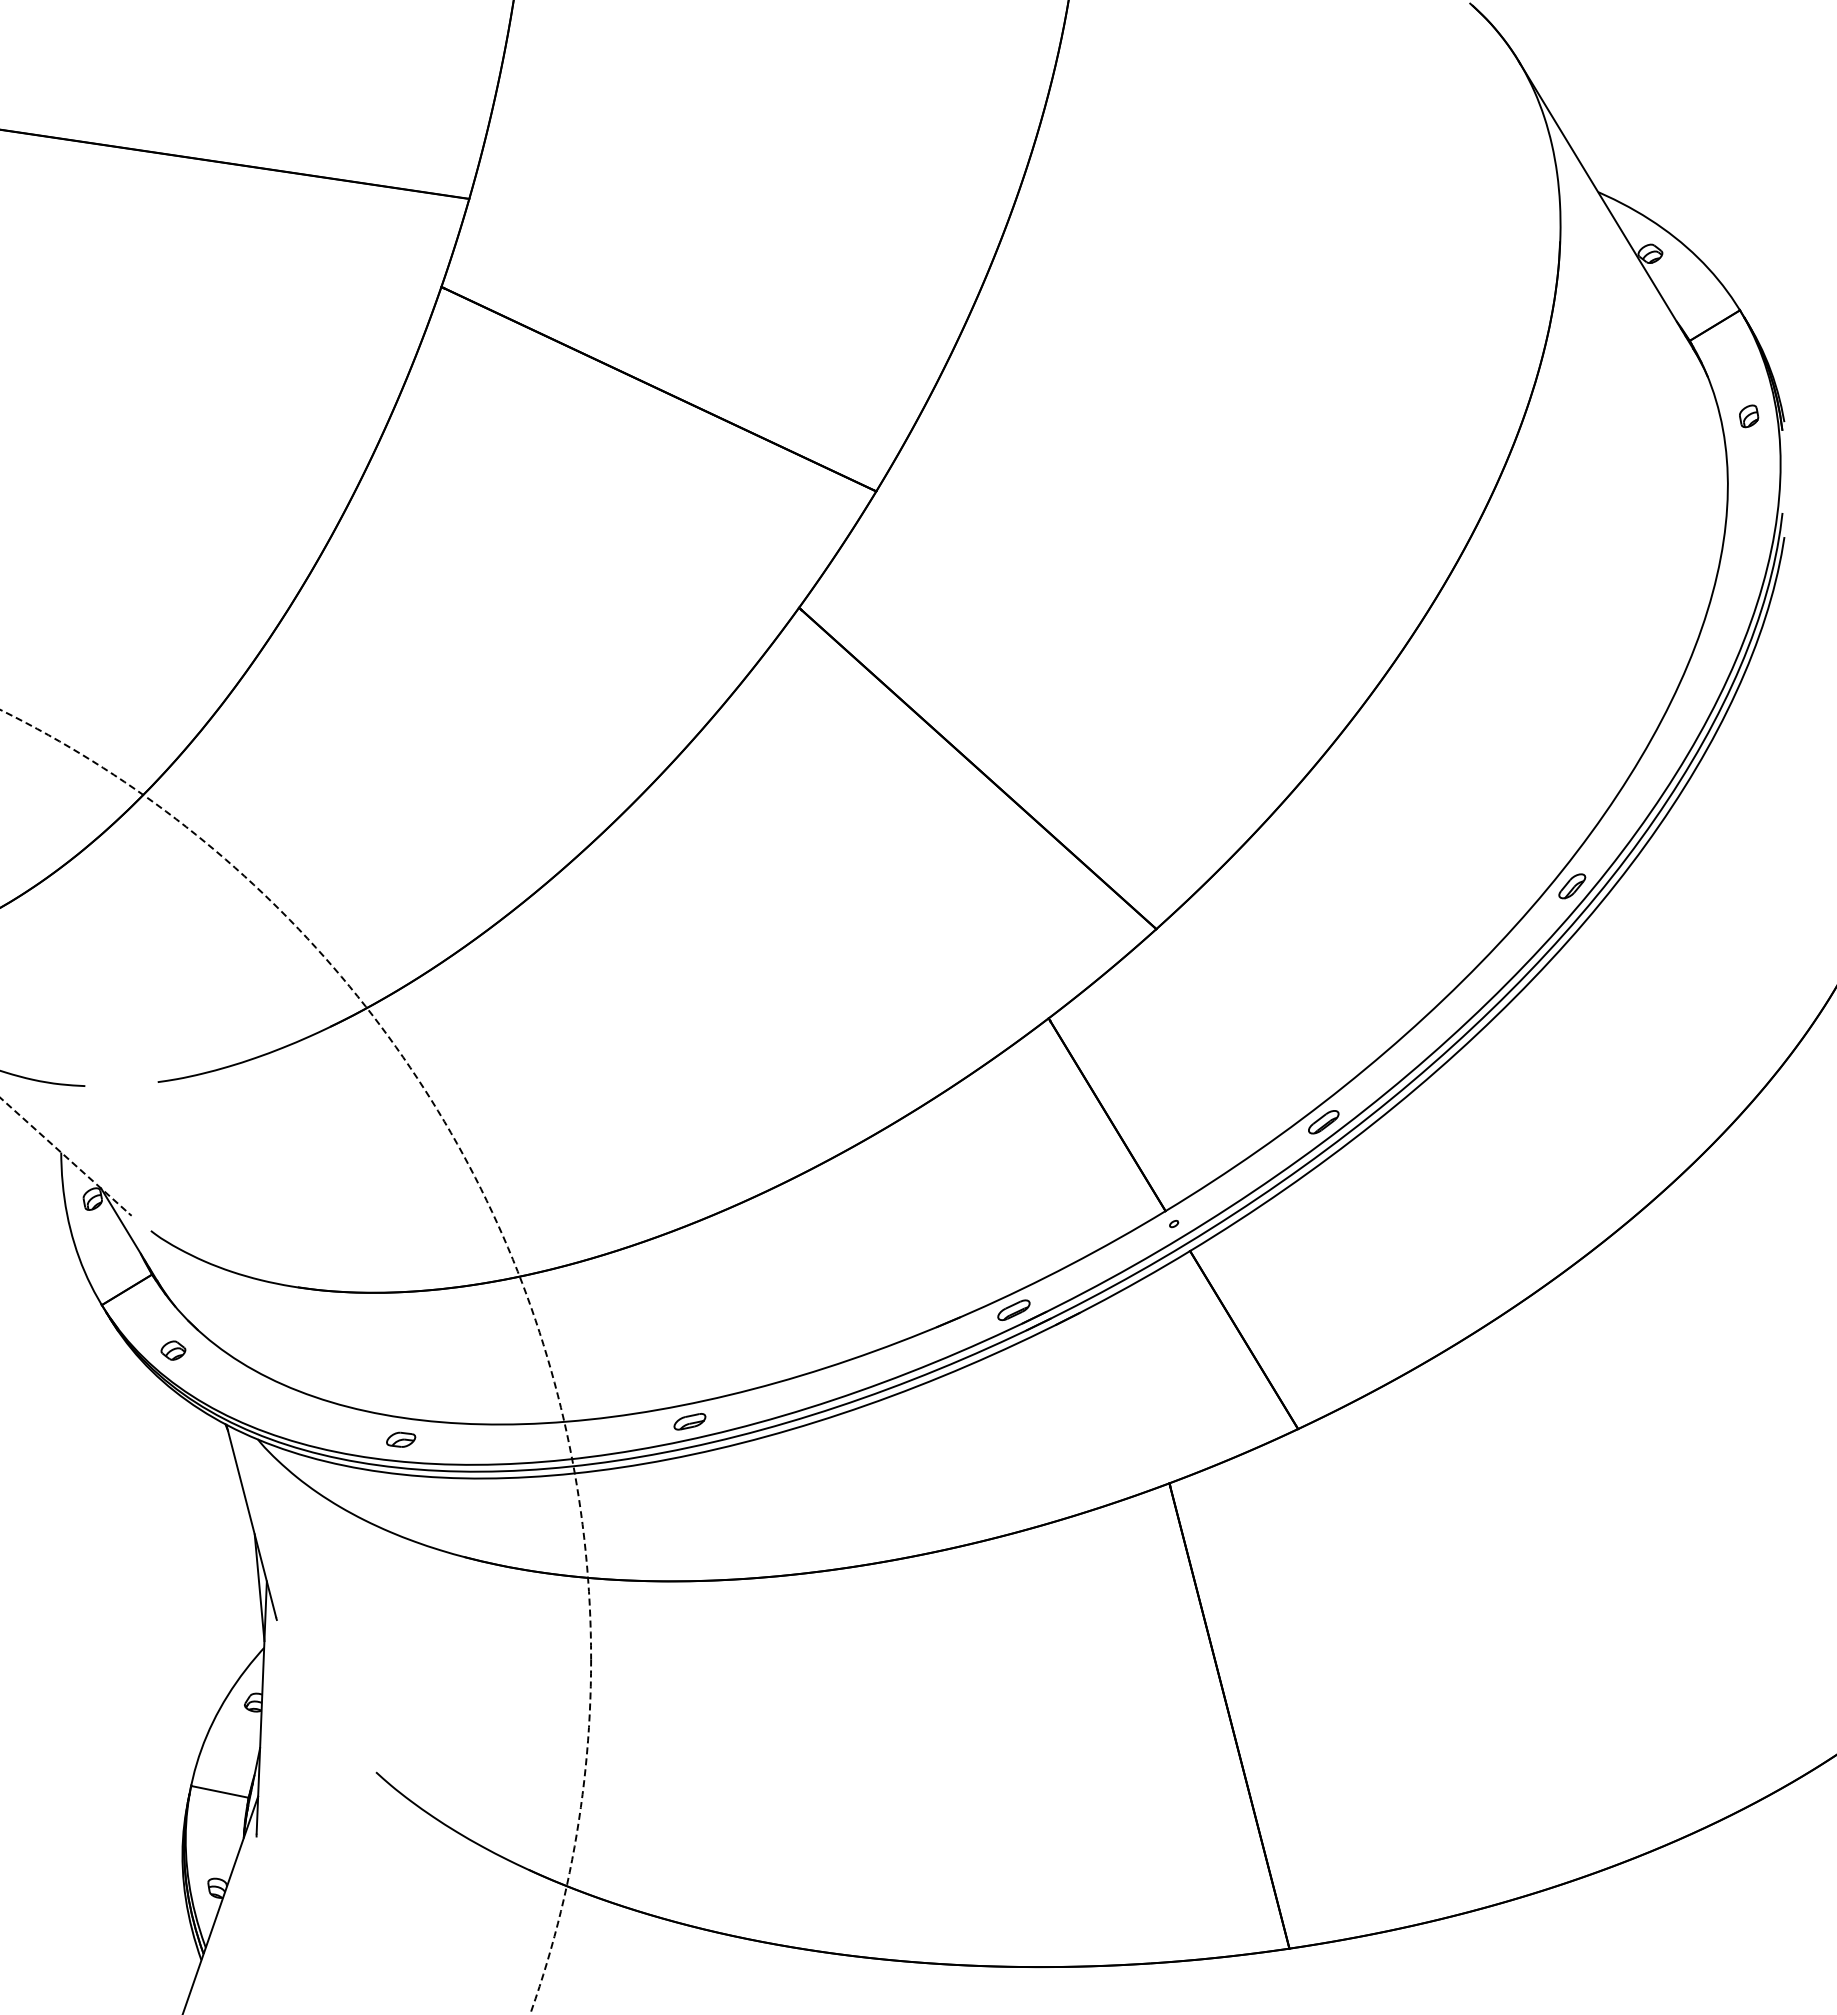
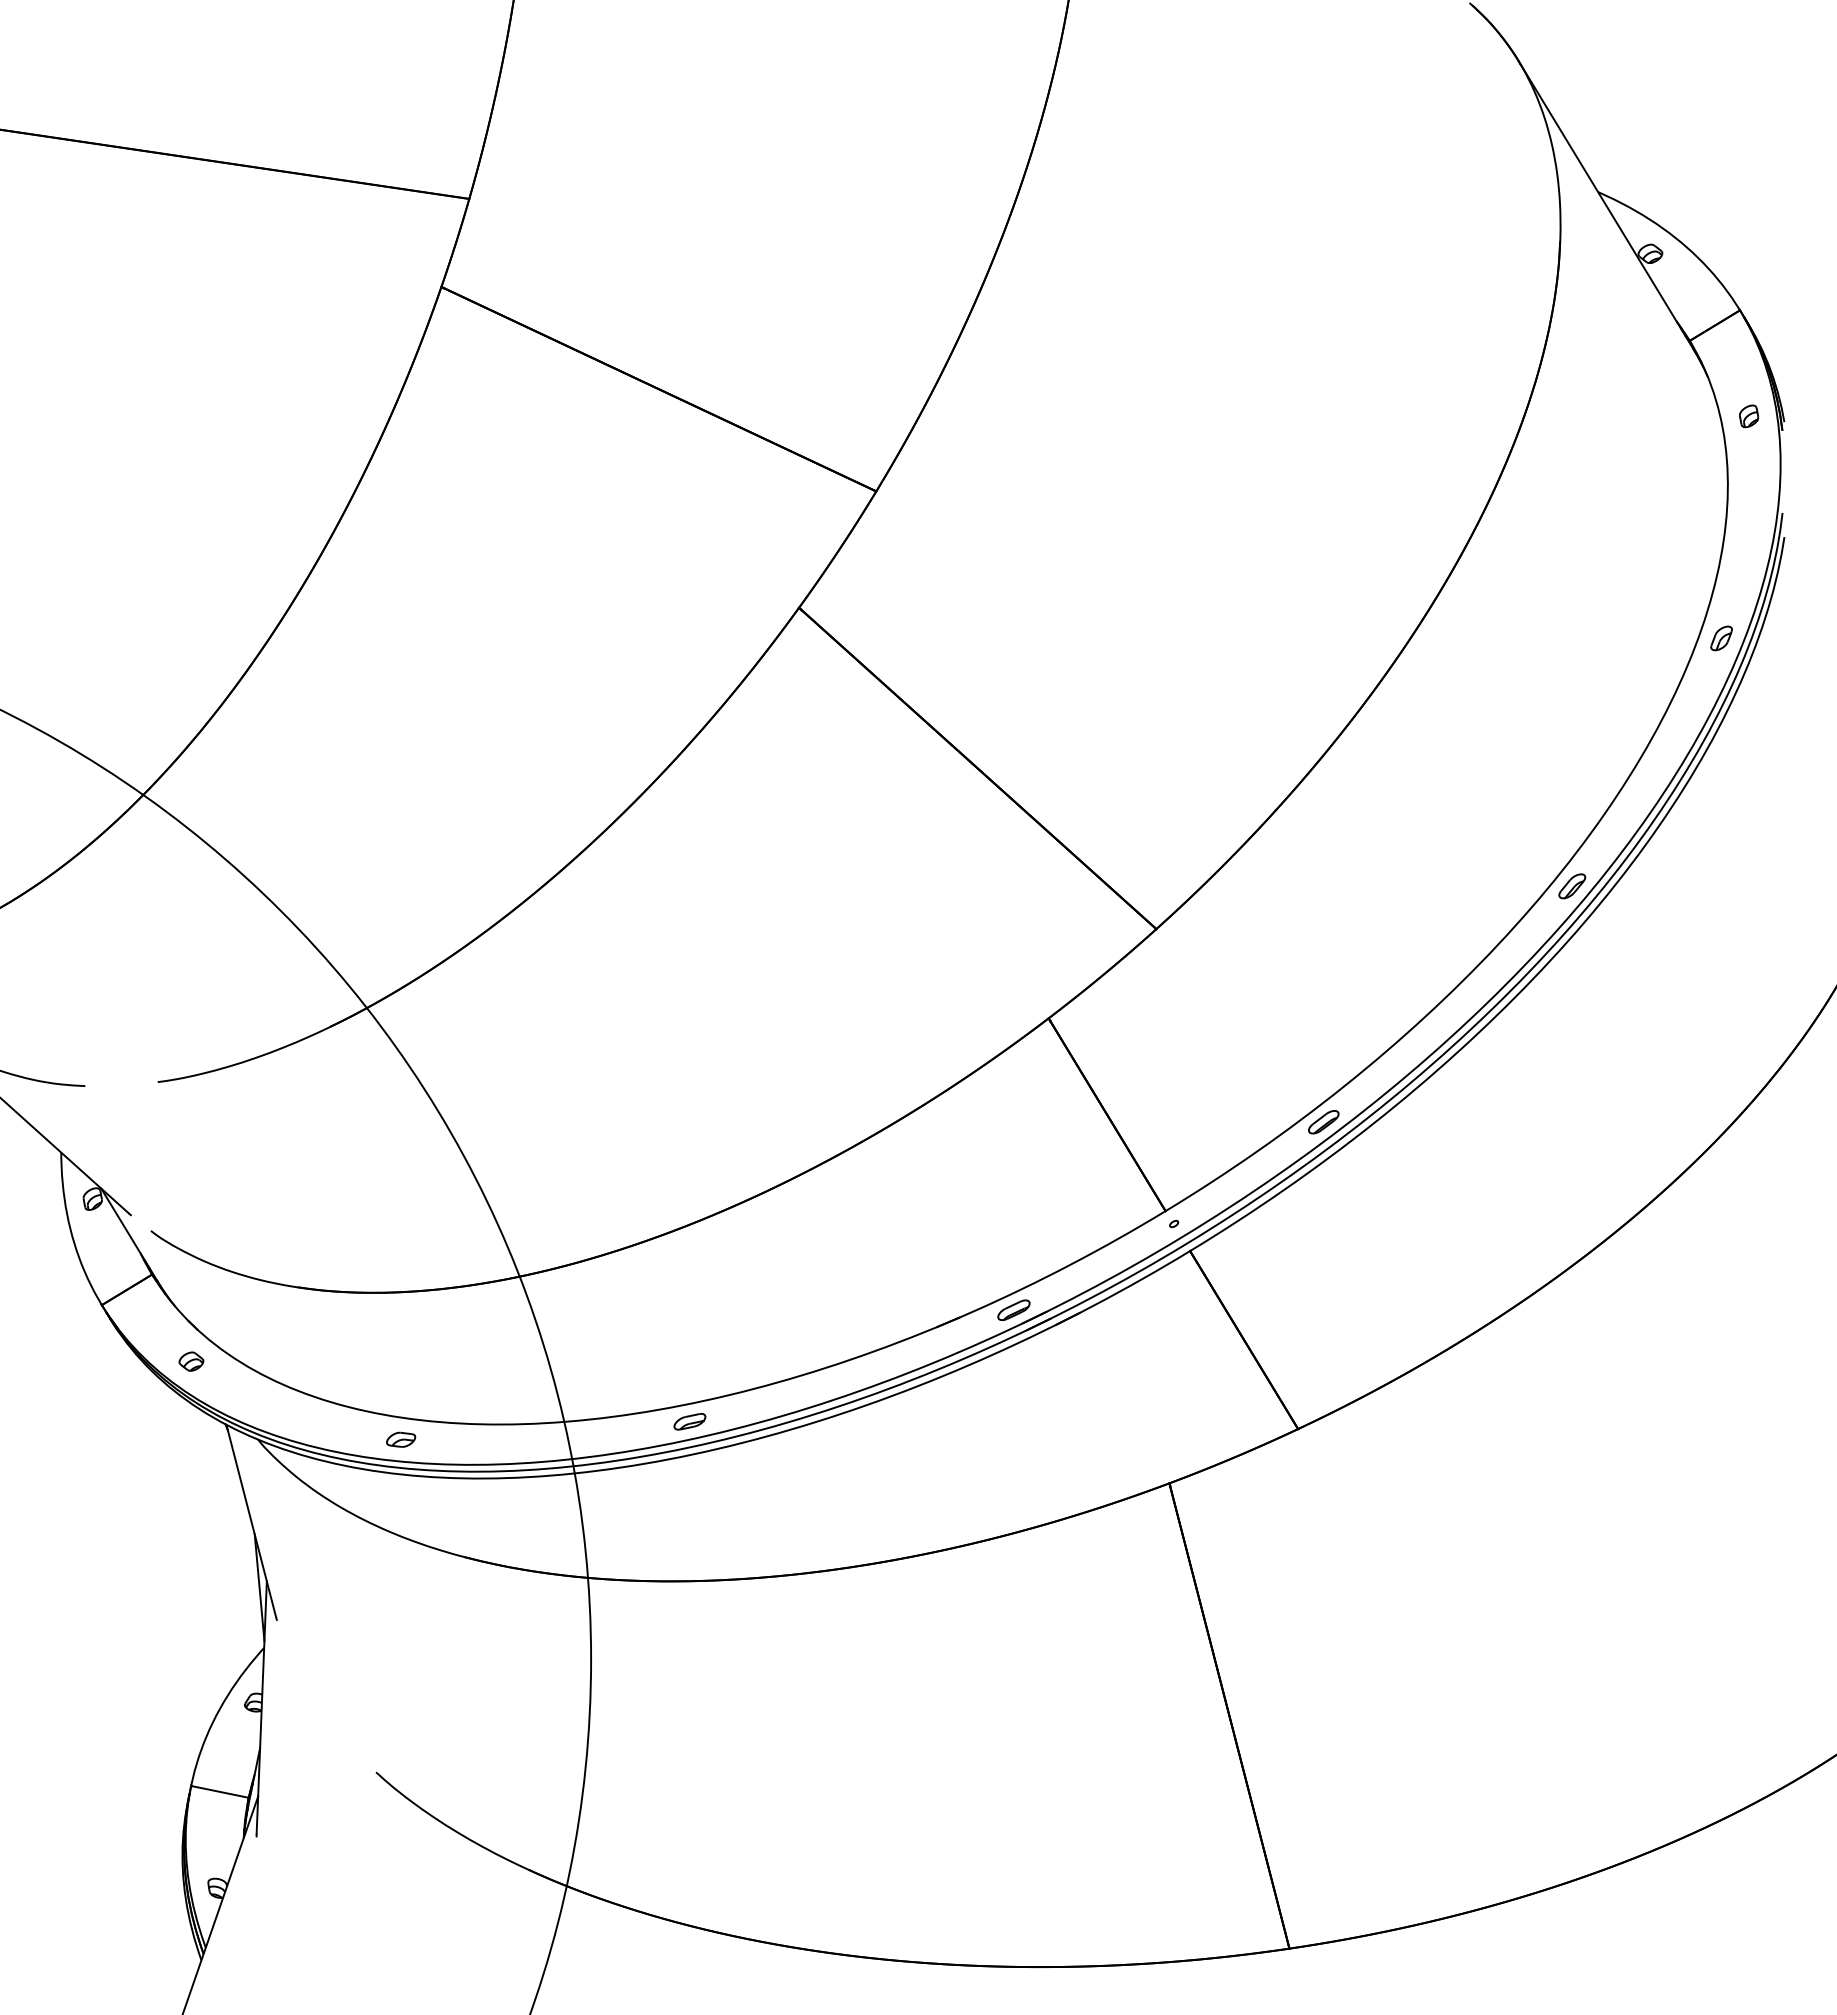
part: none -> present (1721, 638)
line: dashed -> solid (64, 1155)
part position: (173, 1350) -> (191, 1361) (191, 1361)
circle: dashed -> solid (295, 1361)
